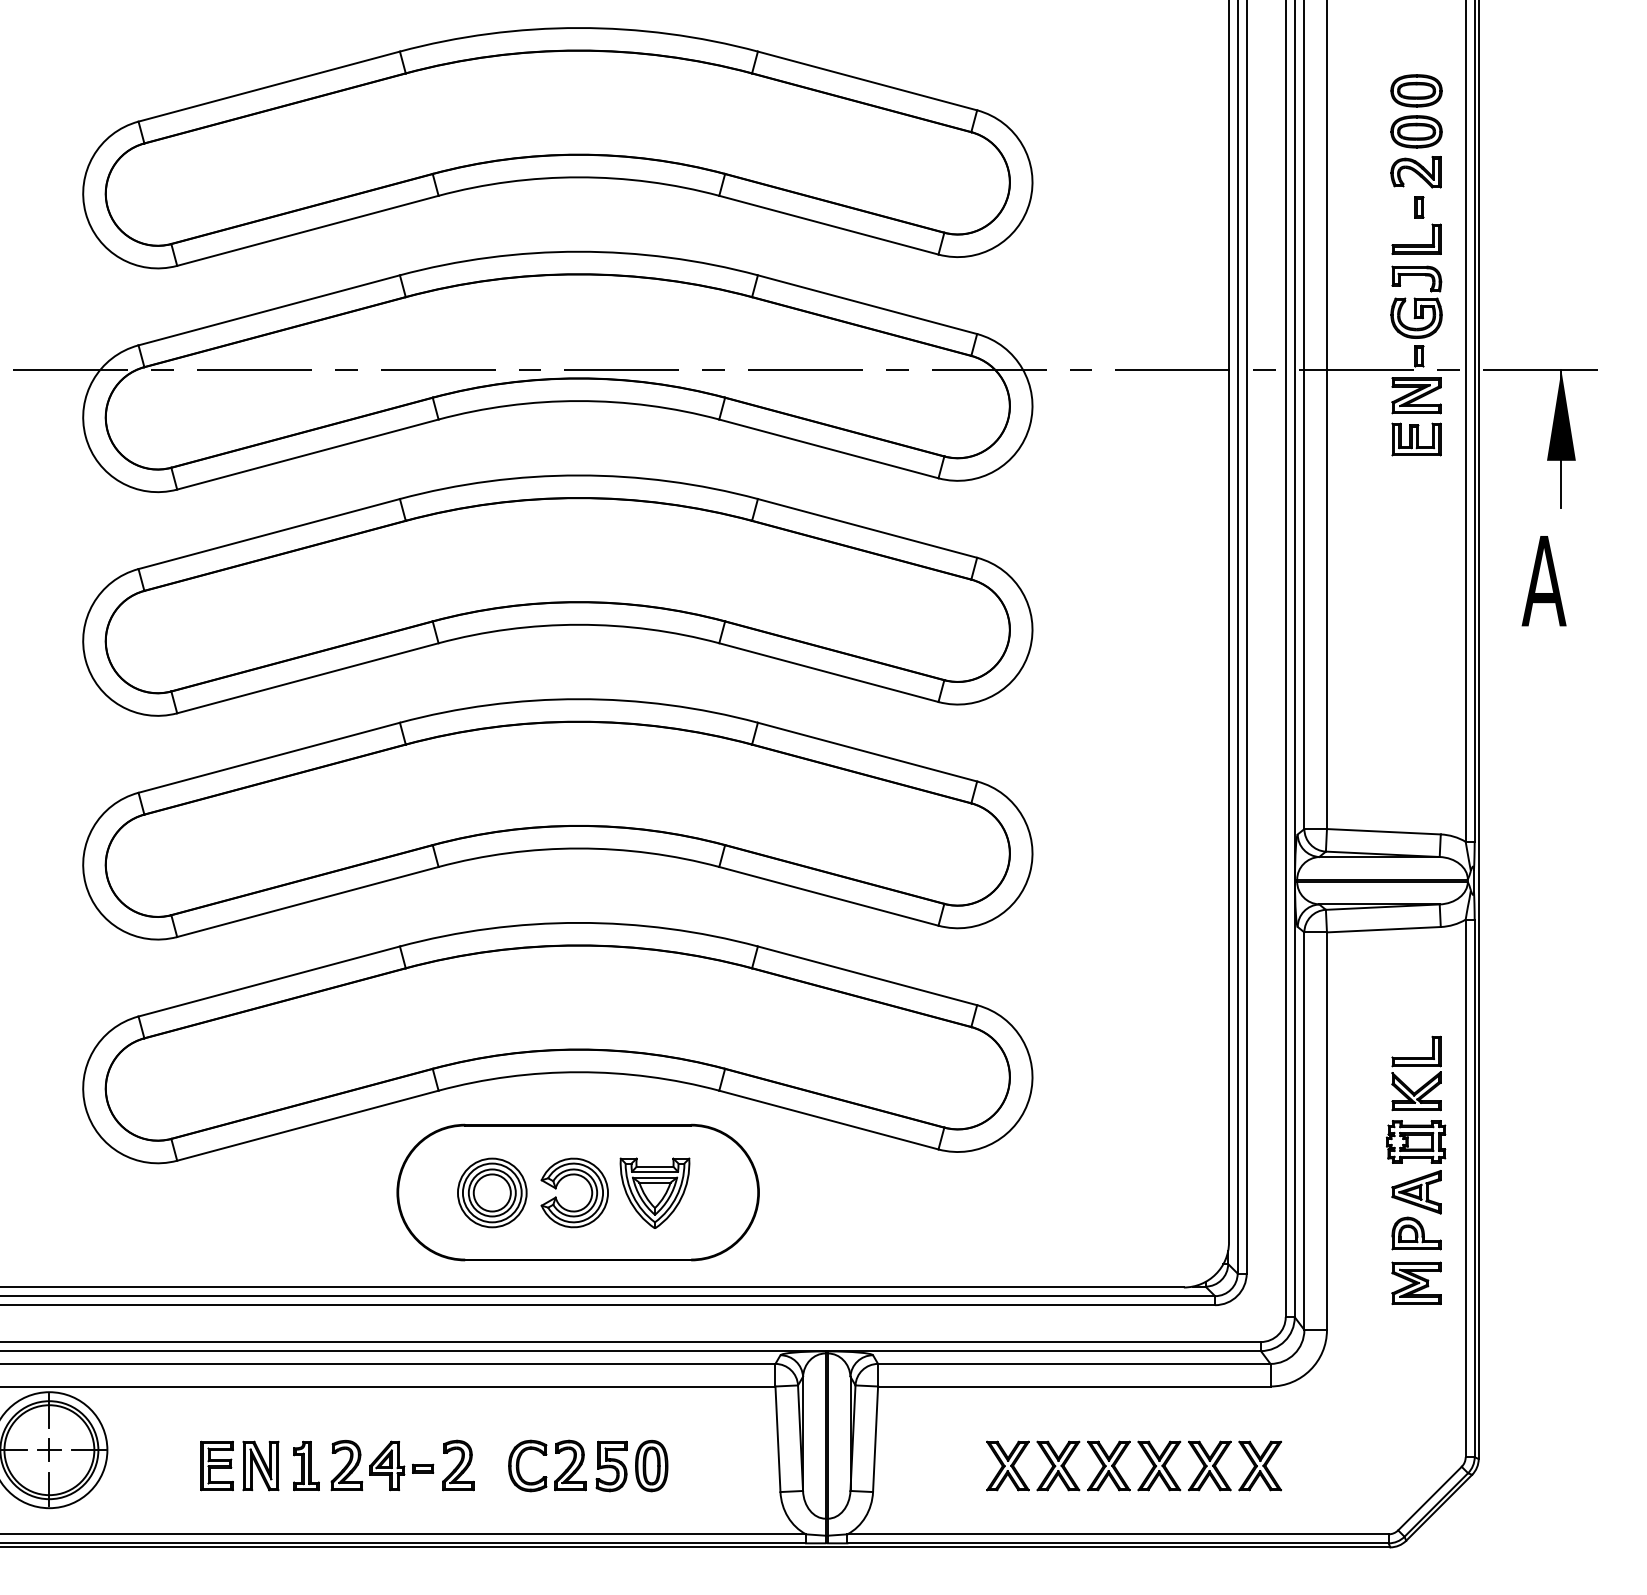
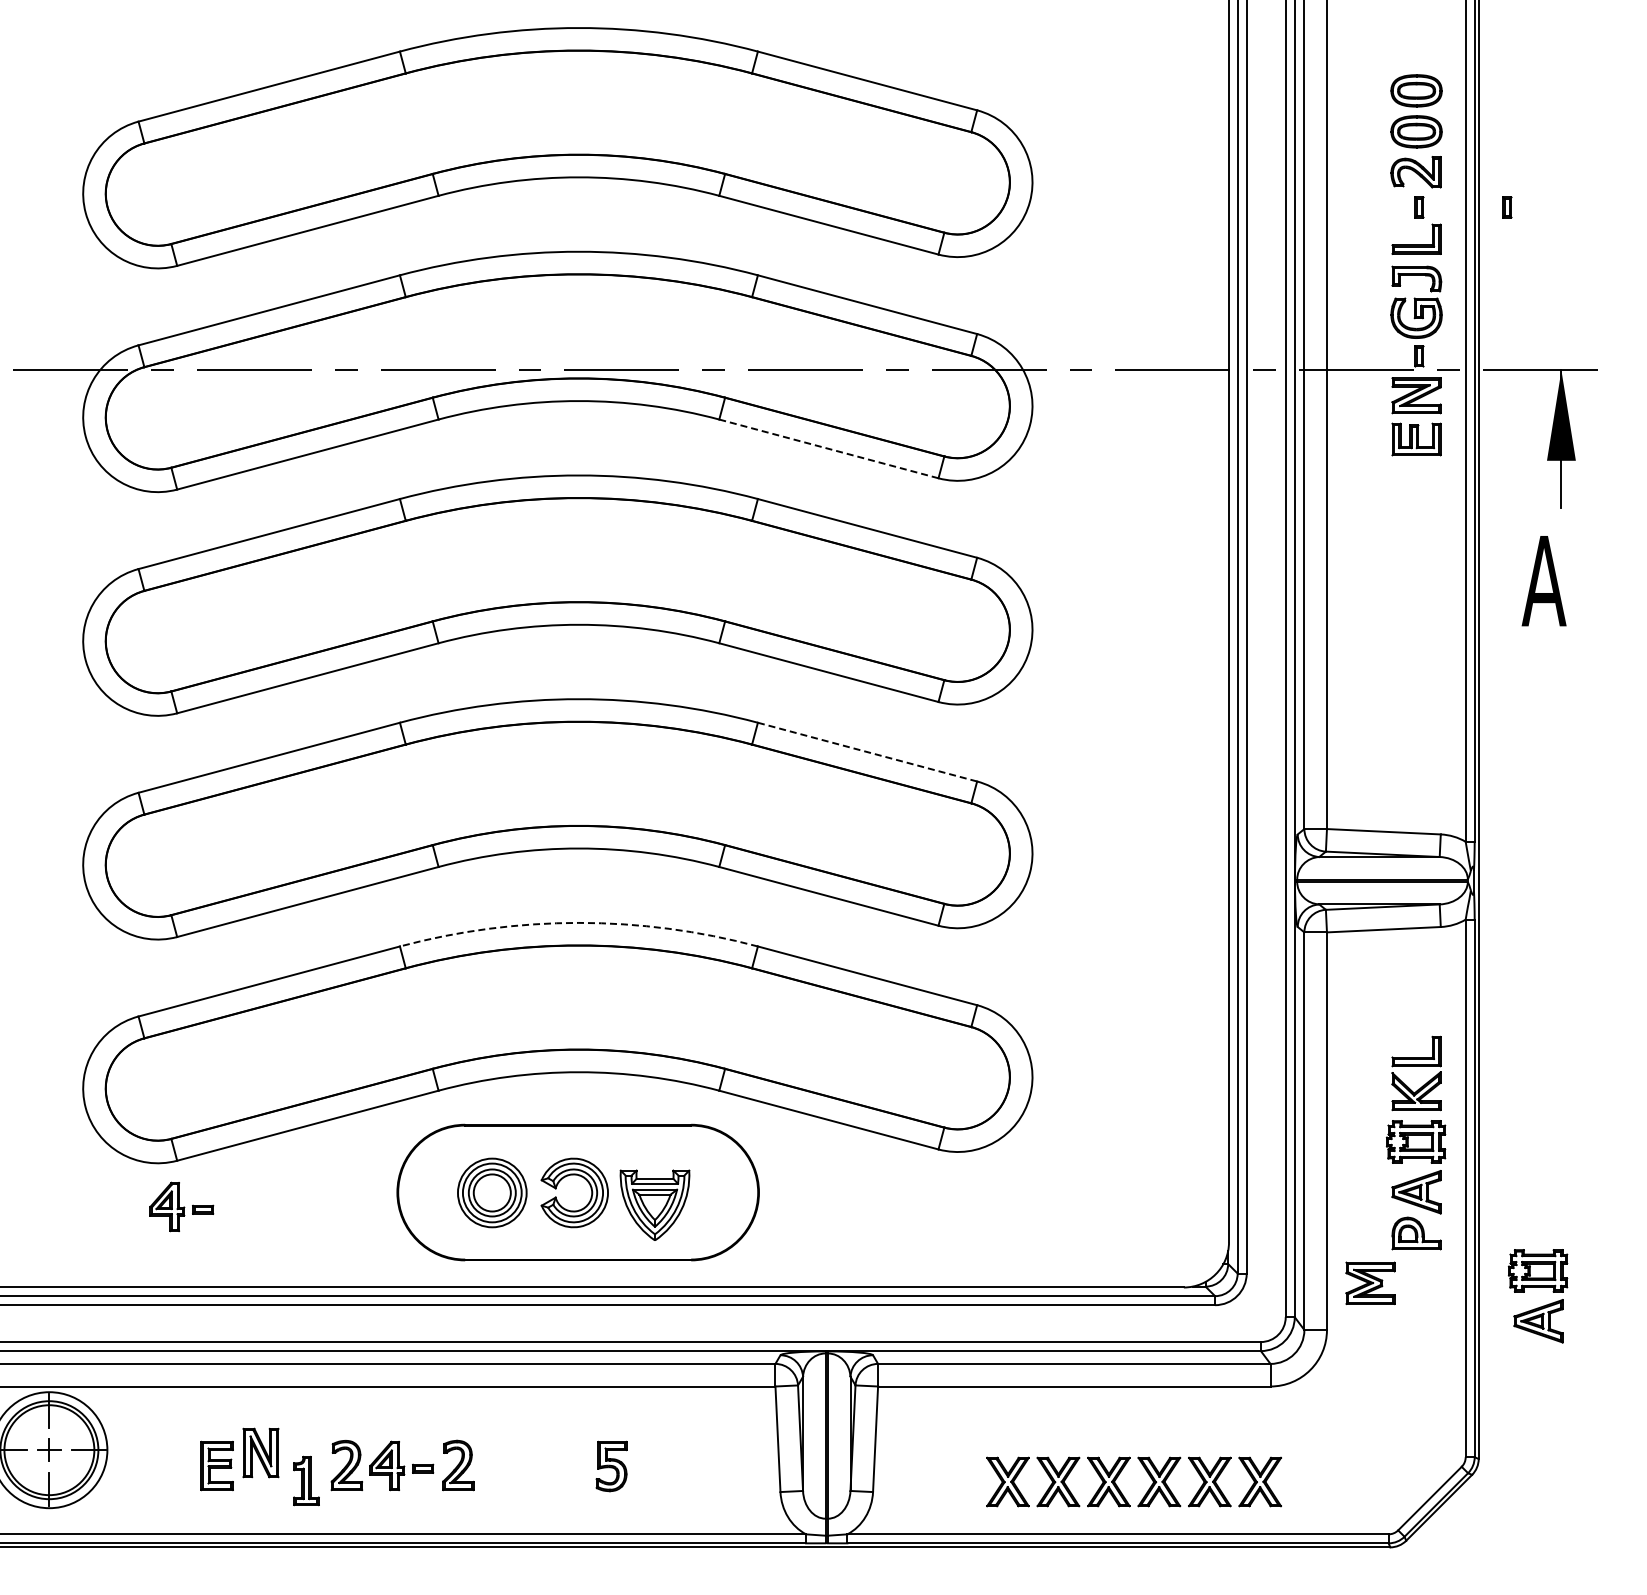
part: none -> present (1507, 207)
line: solid -> dashed (828, 448)
line: solid -> dashed (868, 752)
arc: solid -> dashed (578, 922)
part position: (654, 1192) -> (654, 1204) (654, 1204)
part: none -> present (181, 1206)
part position: (1416, 1282) -> (1370, 1282) (1370, 1282)
part: none -> present (1538, 1287)
part: present -> none (546, 1455)
part position: (1121, 1456) -> (1121, 1472) (1121, 1472)
part position: (260, 1465) -> (260, 1452) (260, 1452)
part position: (306, 1465) -> (306, 1480) (306, 1480)
part: present -> none (651, 1466)
